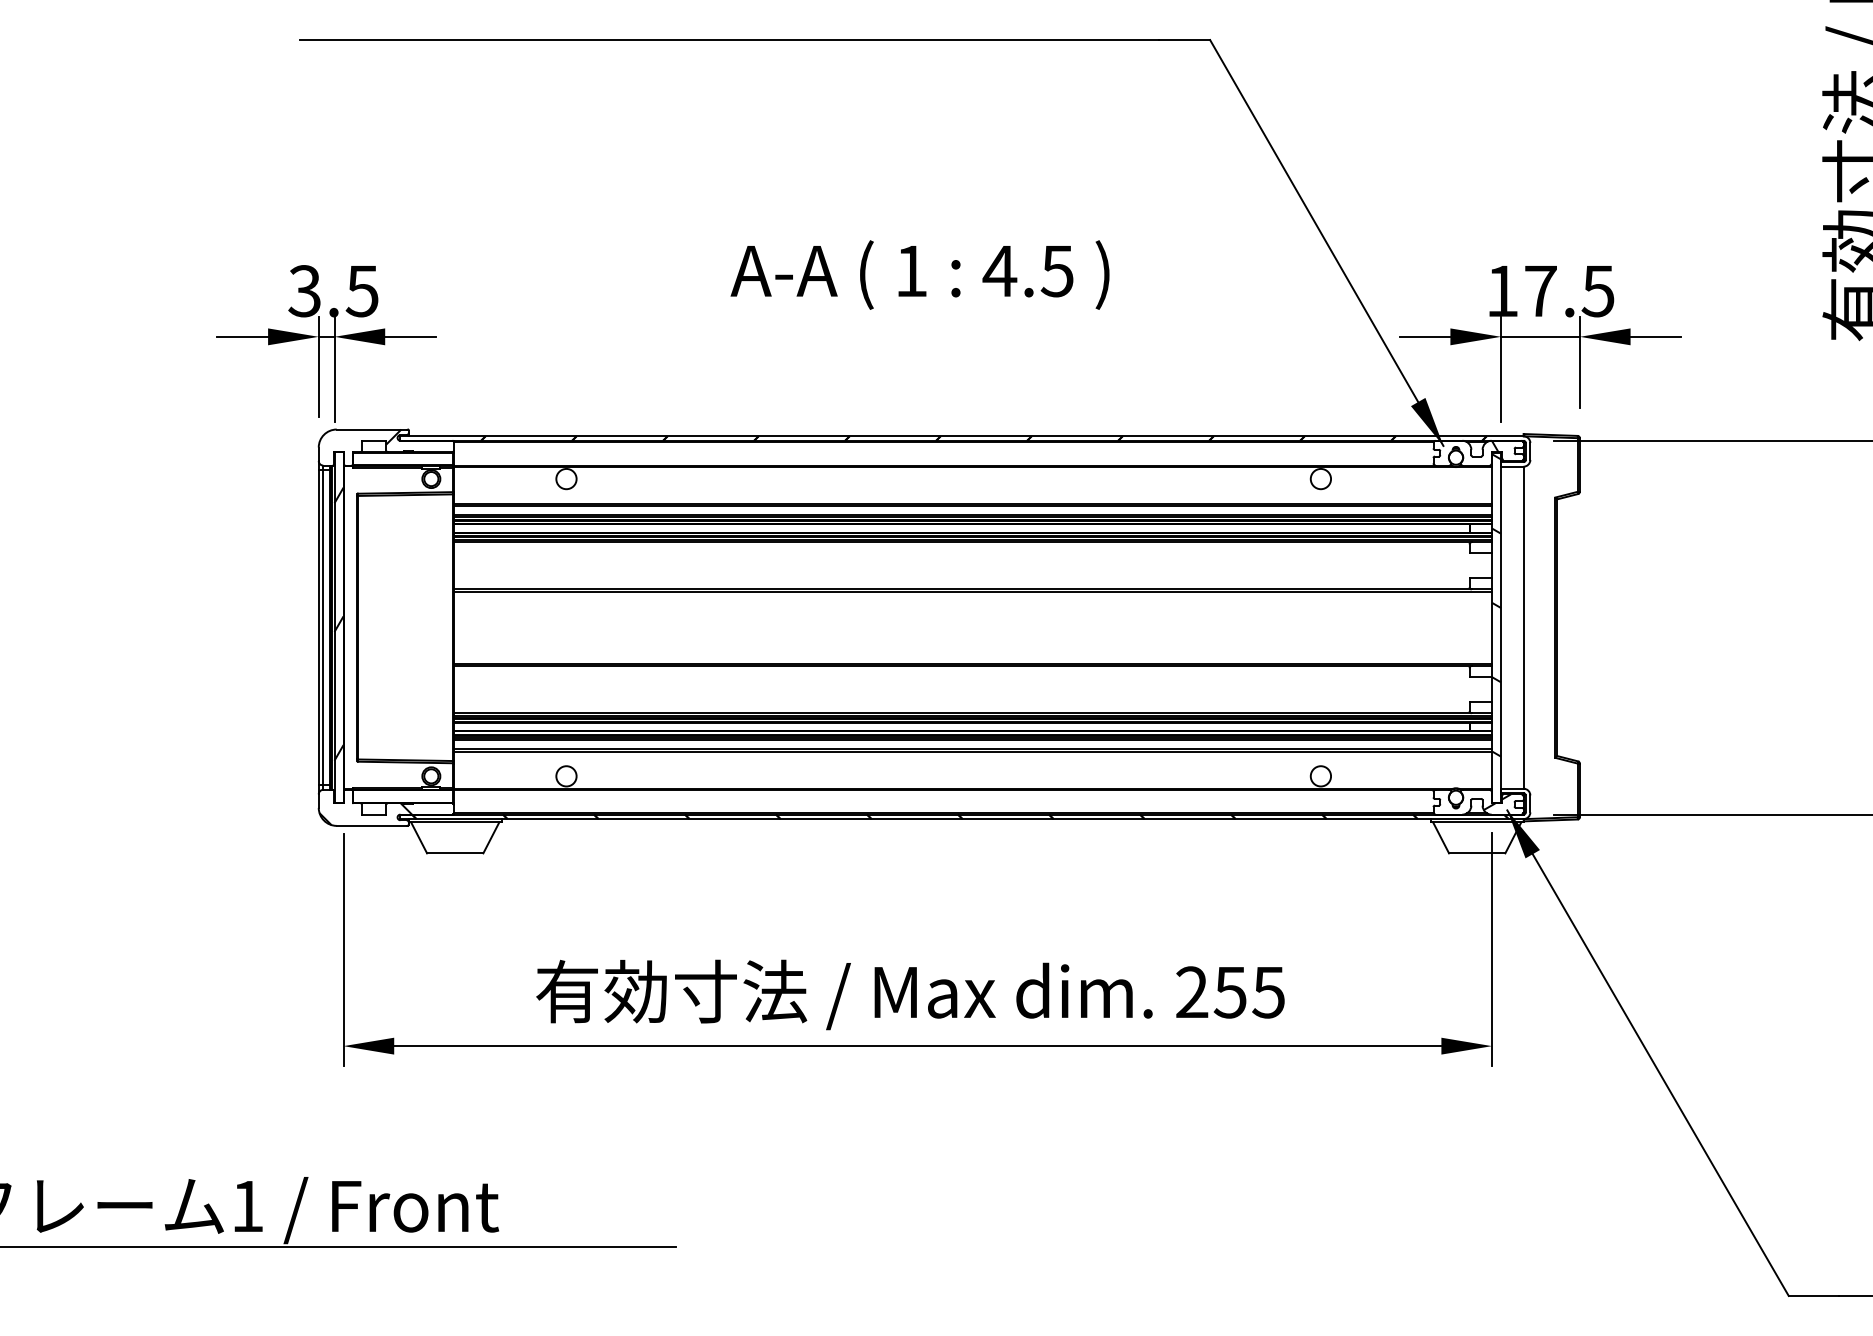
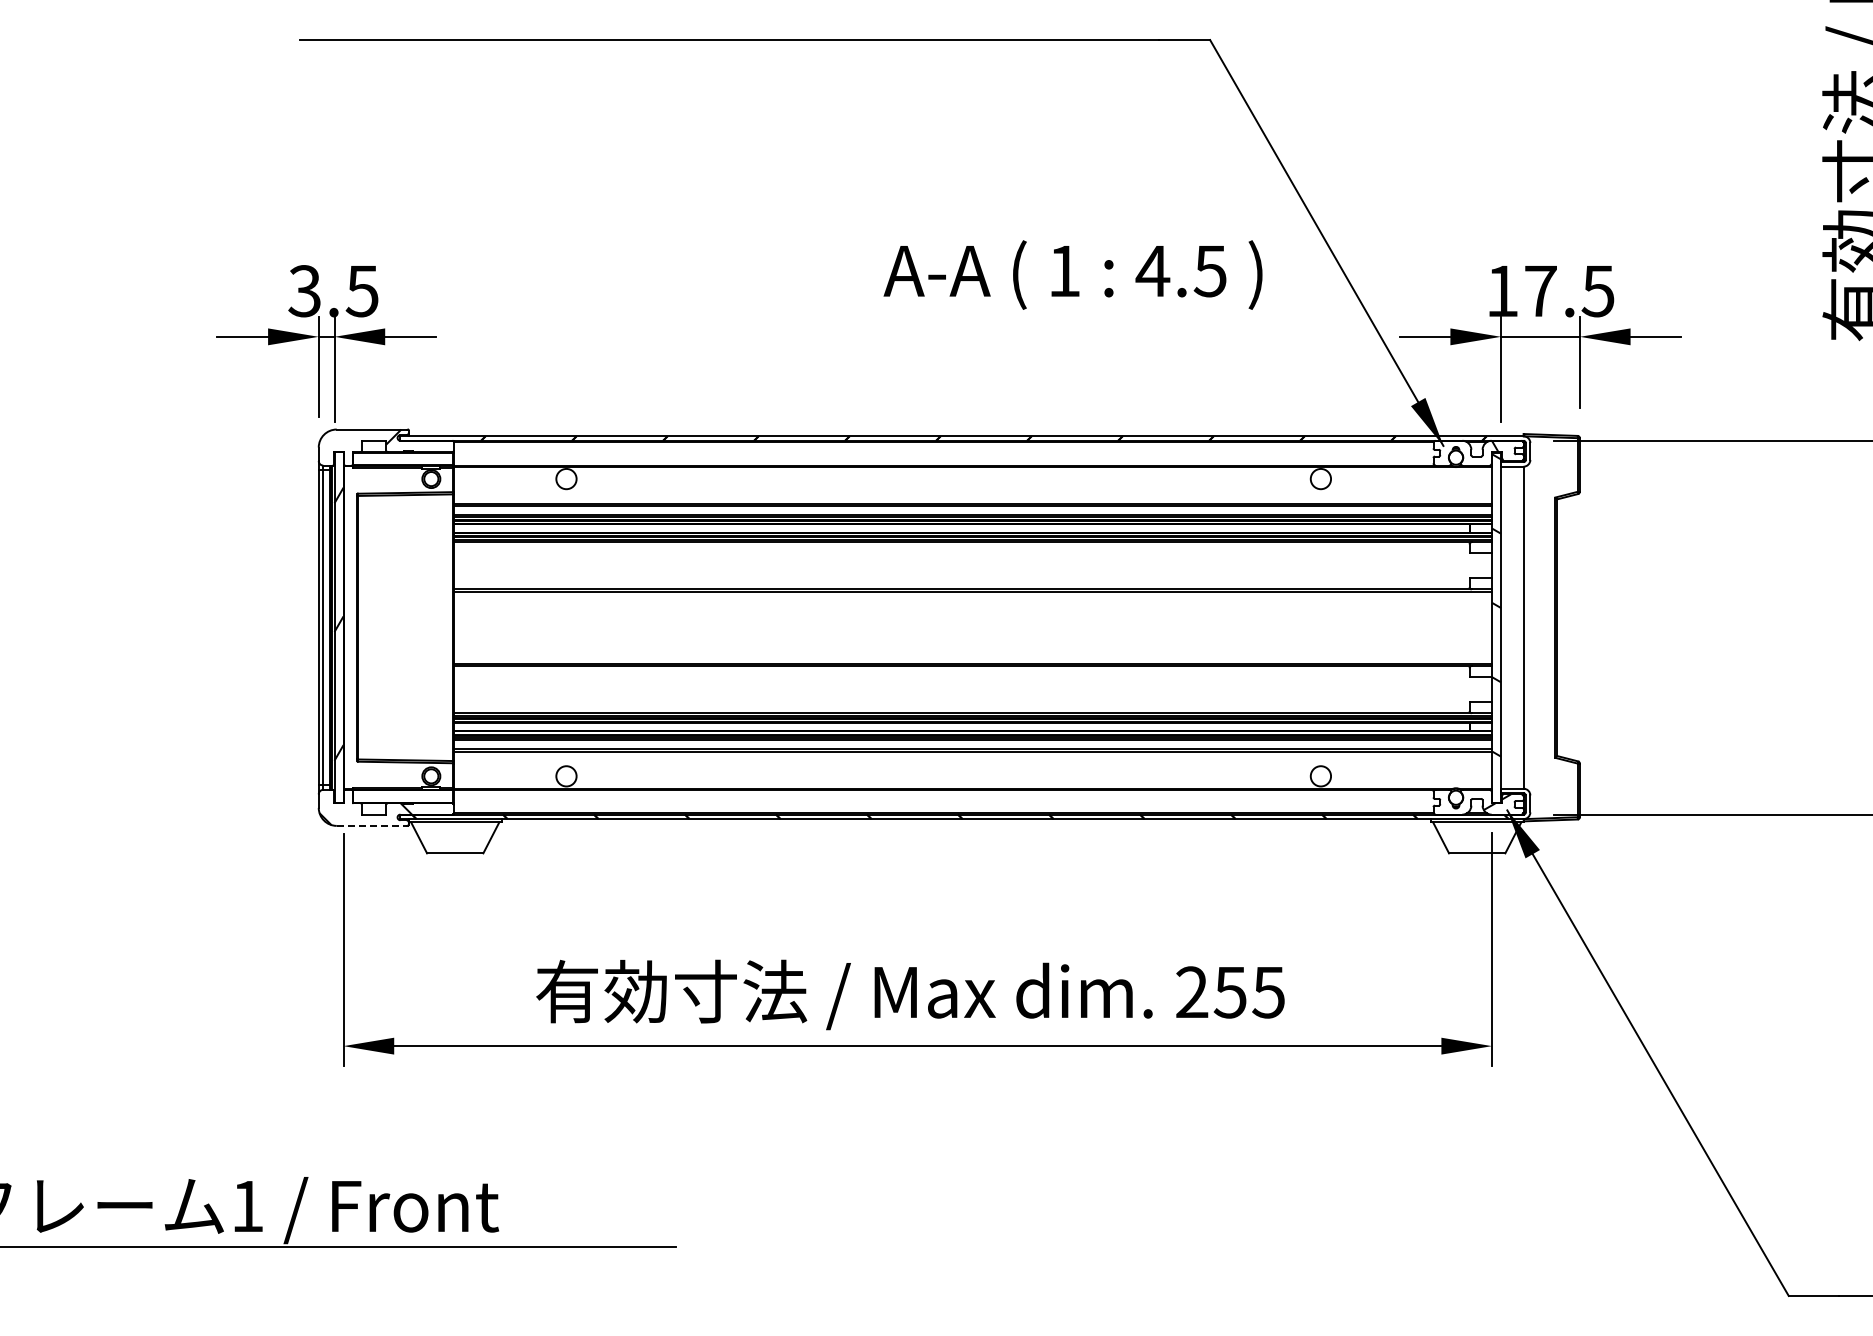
text position: (919, 274) -> (1072, 274) (1072, 274)
line: solid -> dashed (372, 825)
